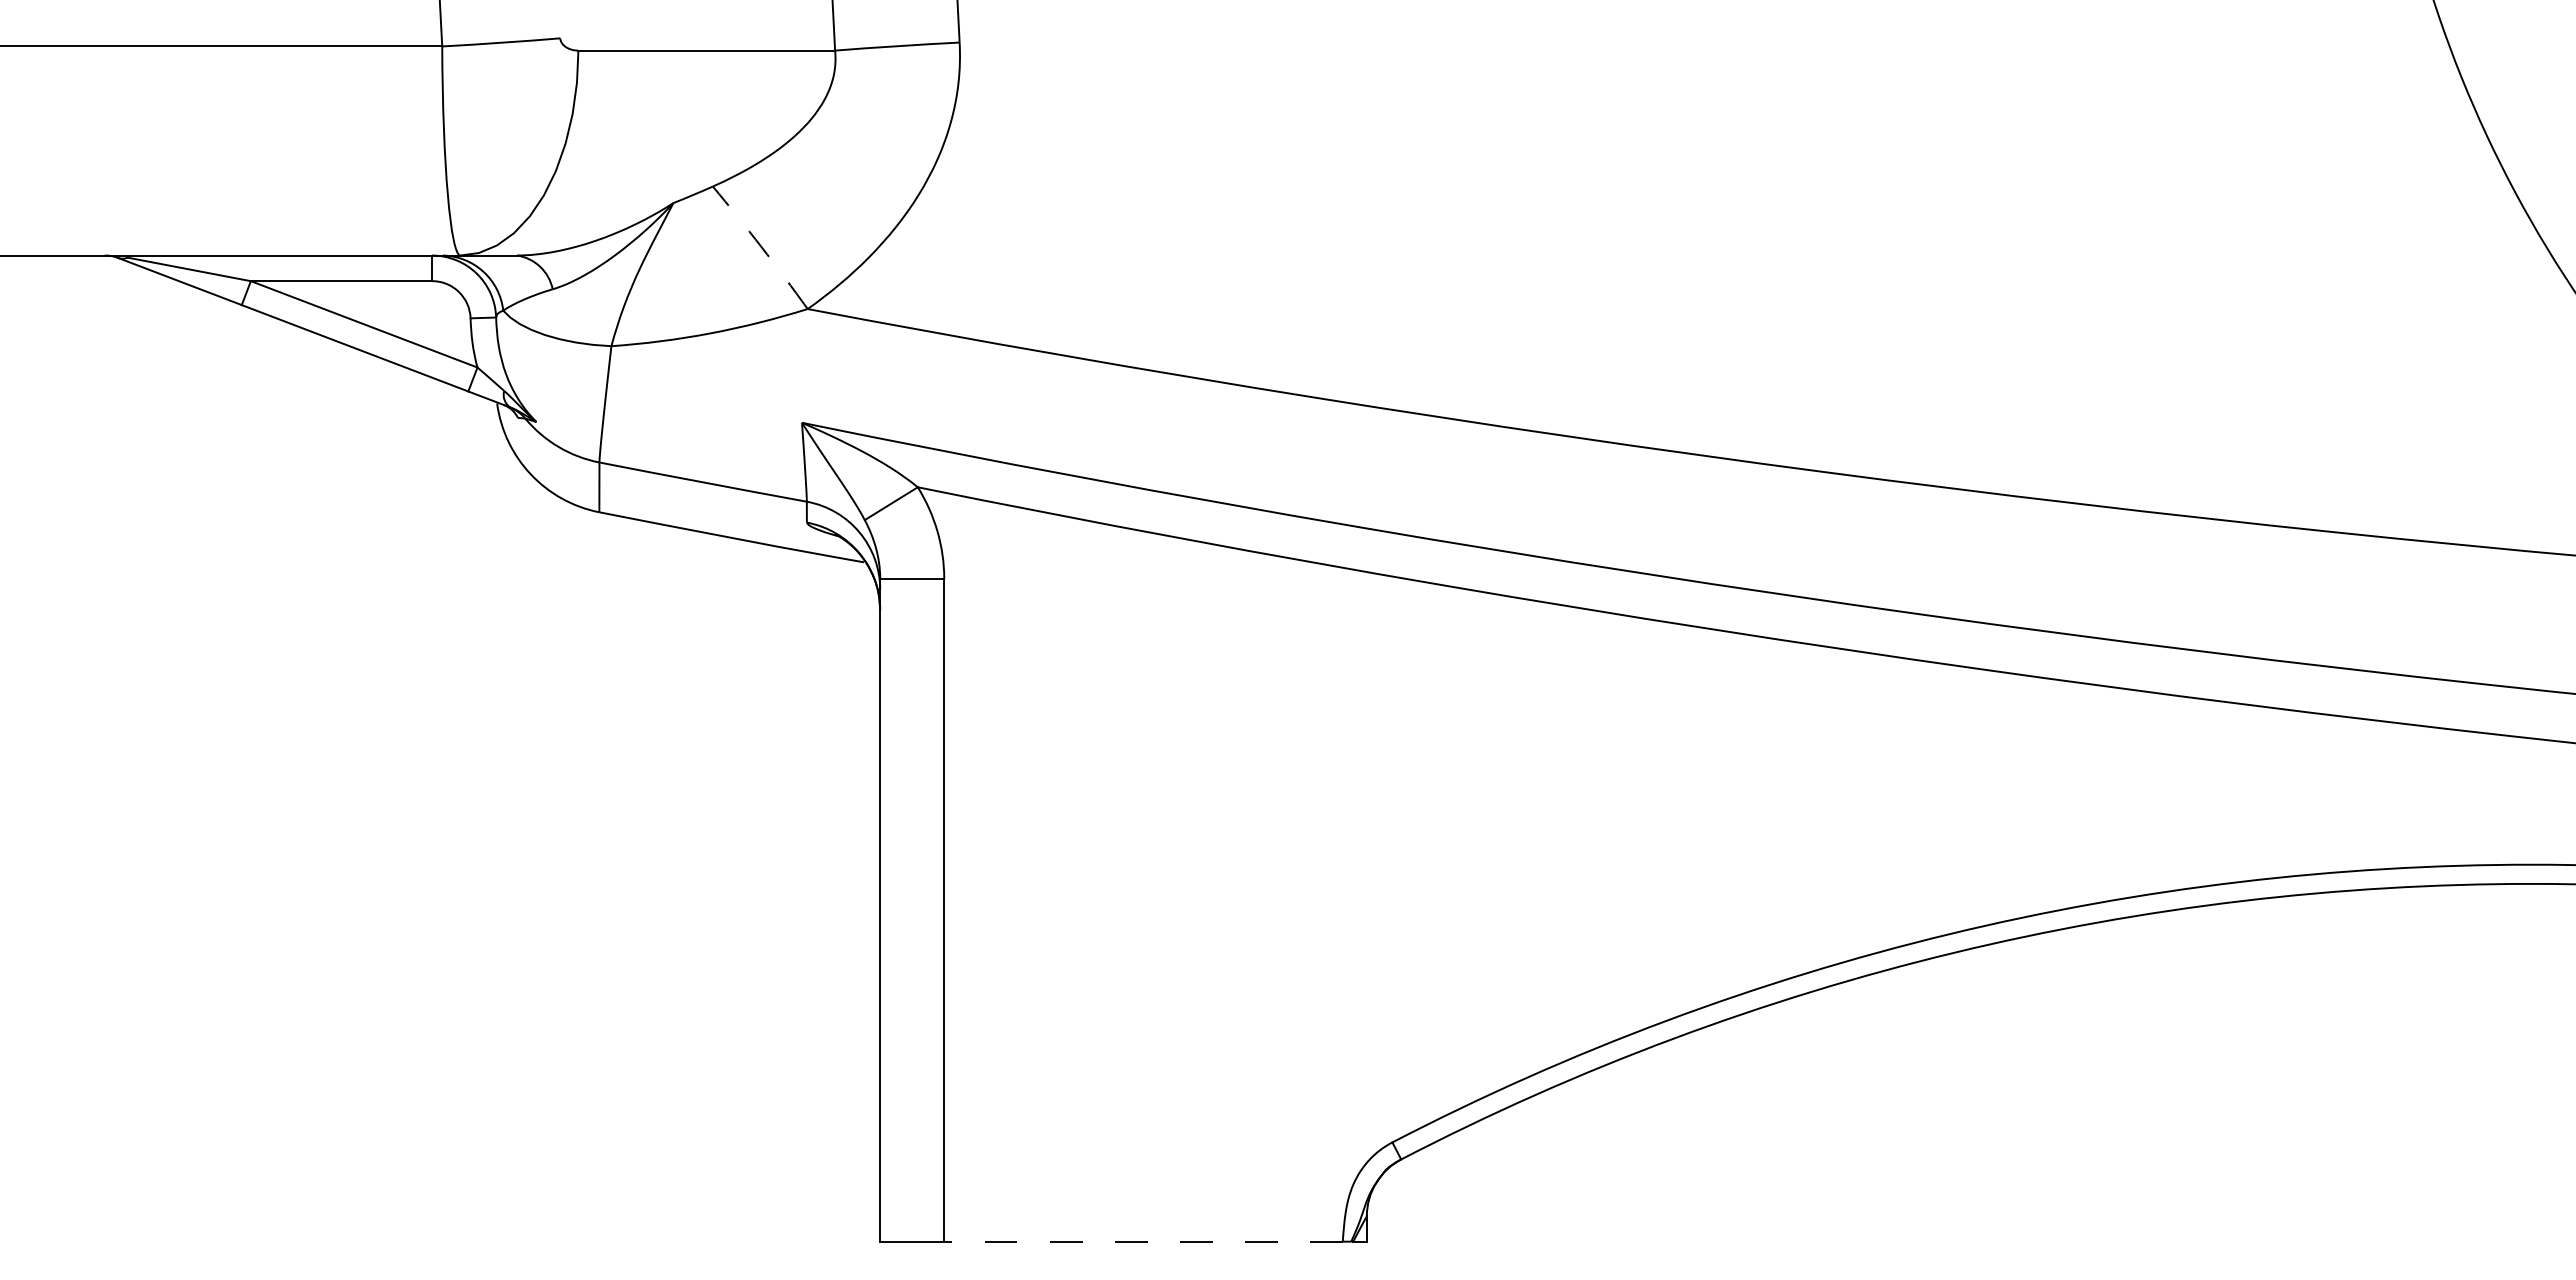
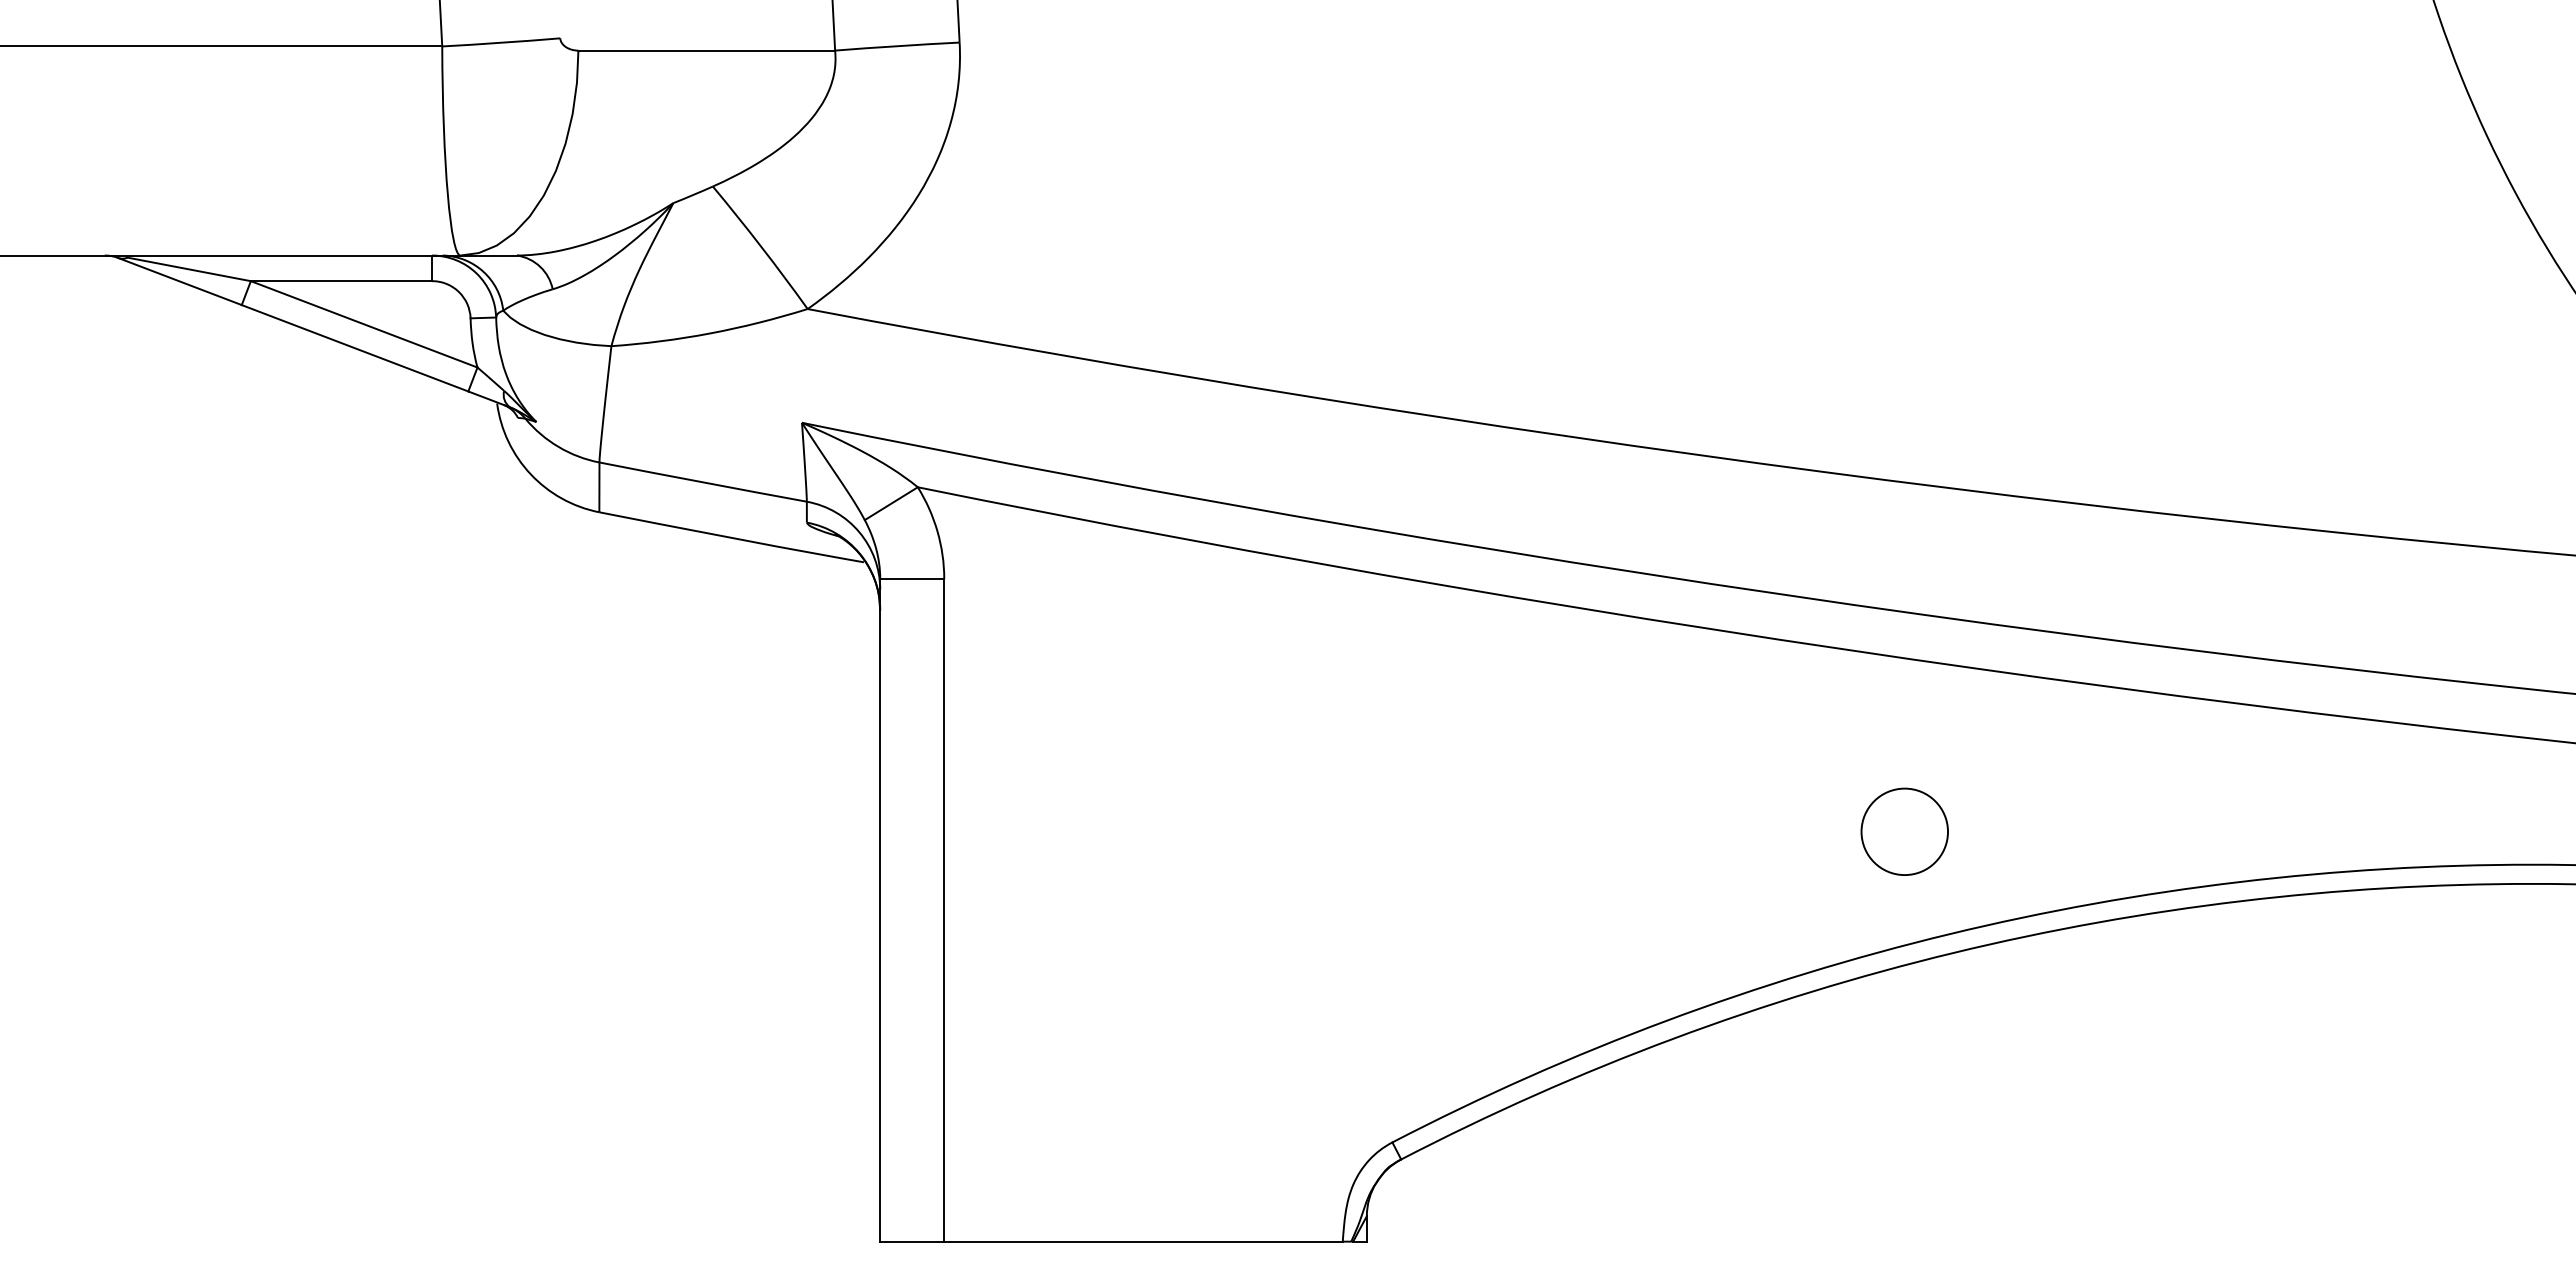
arc: dashed -> solid (761, 246)
circle: none -> present (1904, 831)
line: dashed -> solid (1143, 1241)
